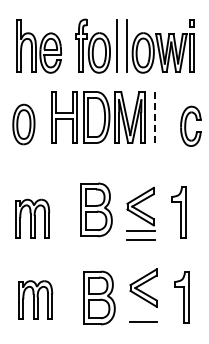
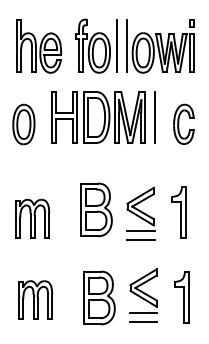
line: dashed -> solid (154, 117)
part position: (190, 125) -> (183, 123) (183, 123)
line: none -> present (143, 313)
